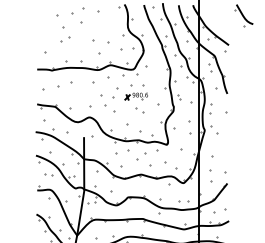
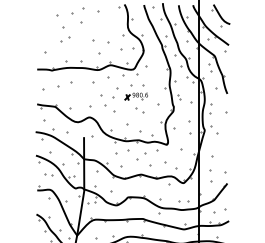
part position: (243, 15) -> (220, 15) (220, 15)
